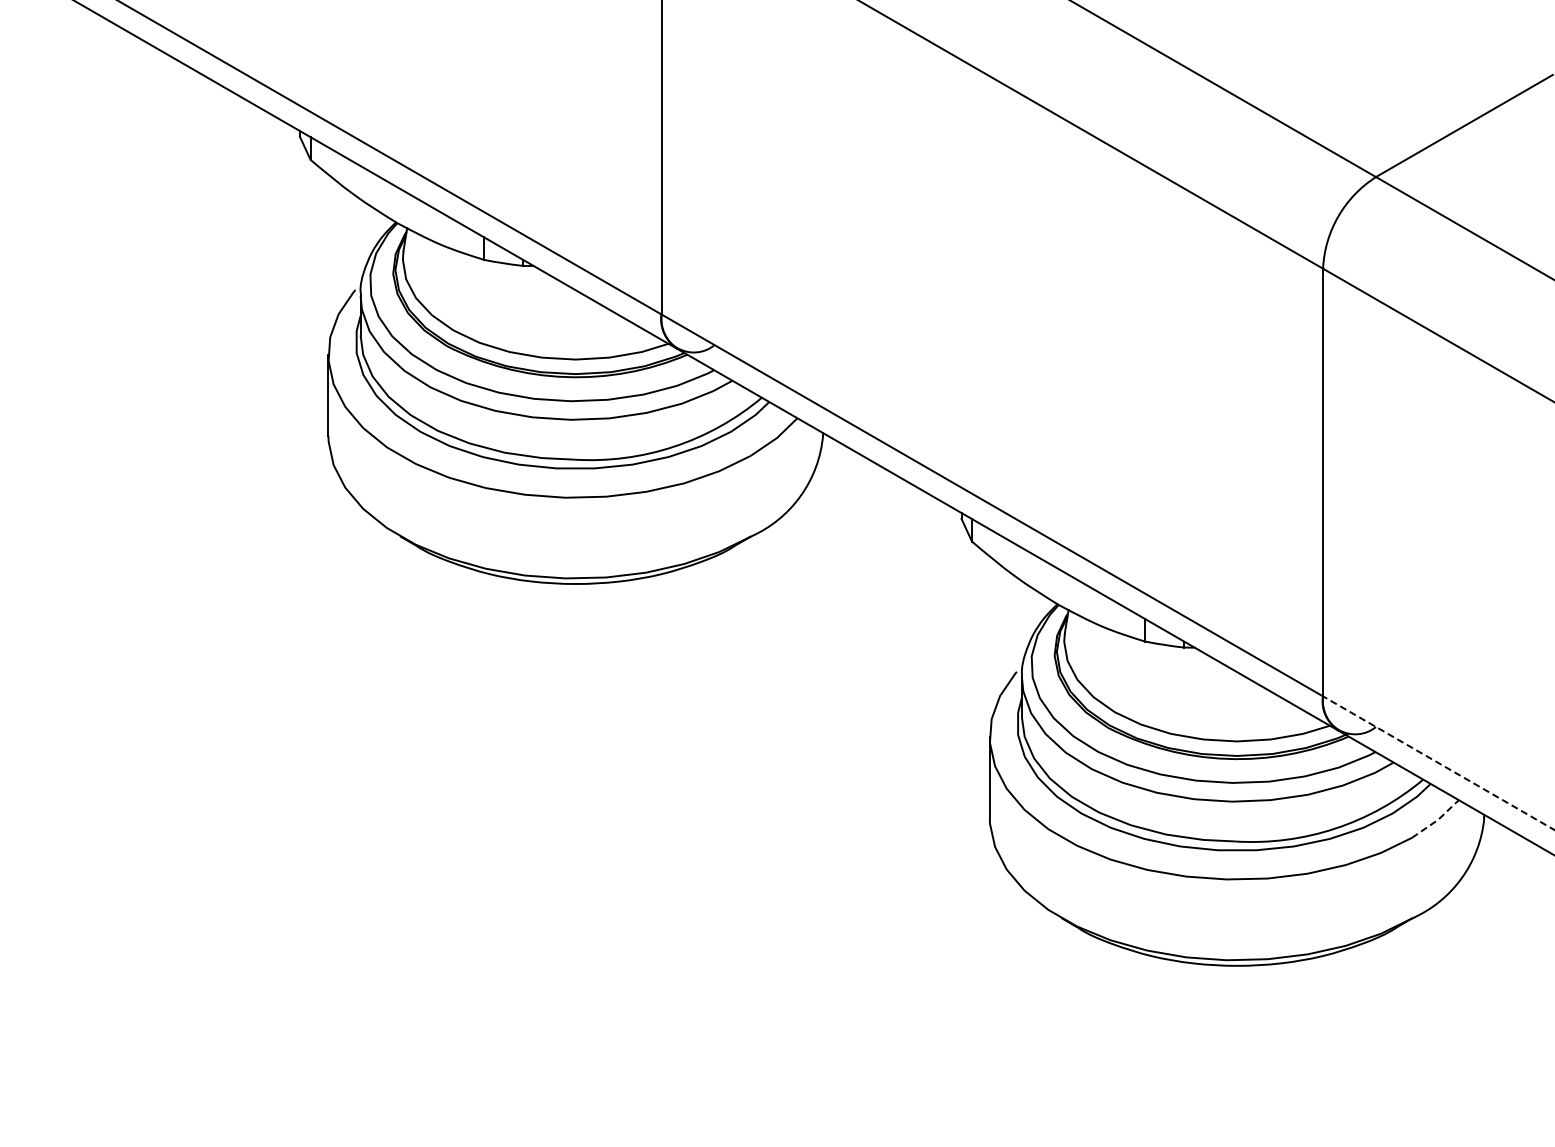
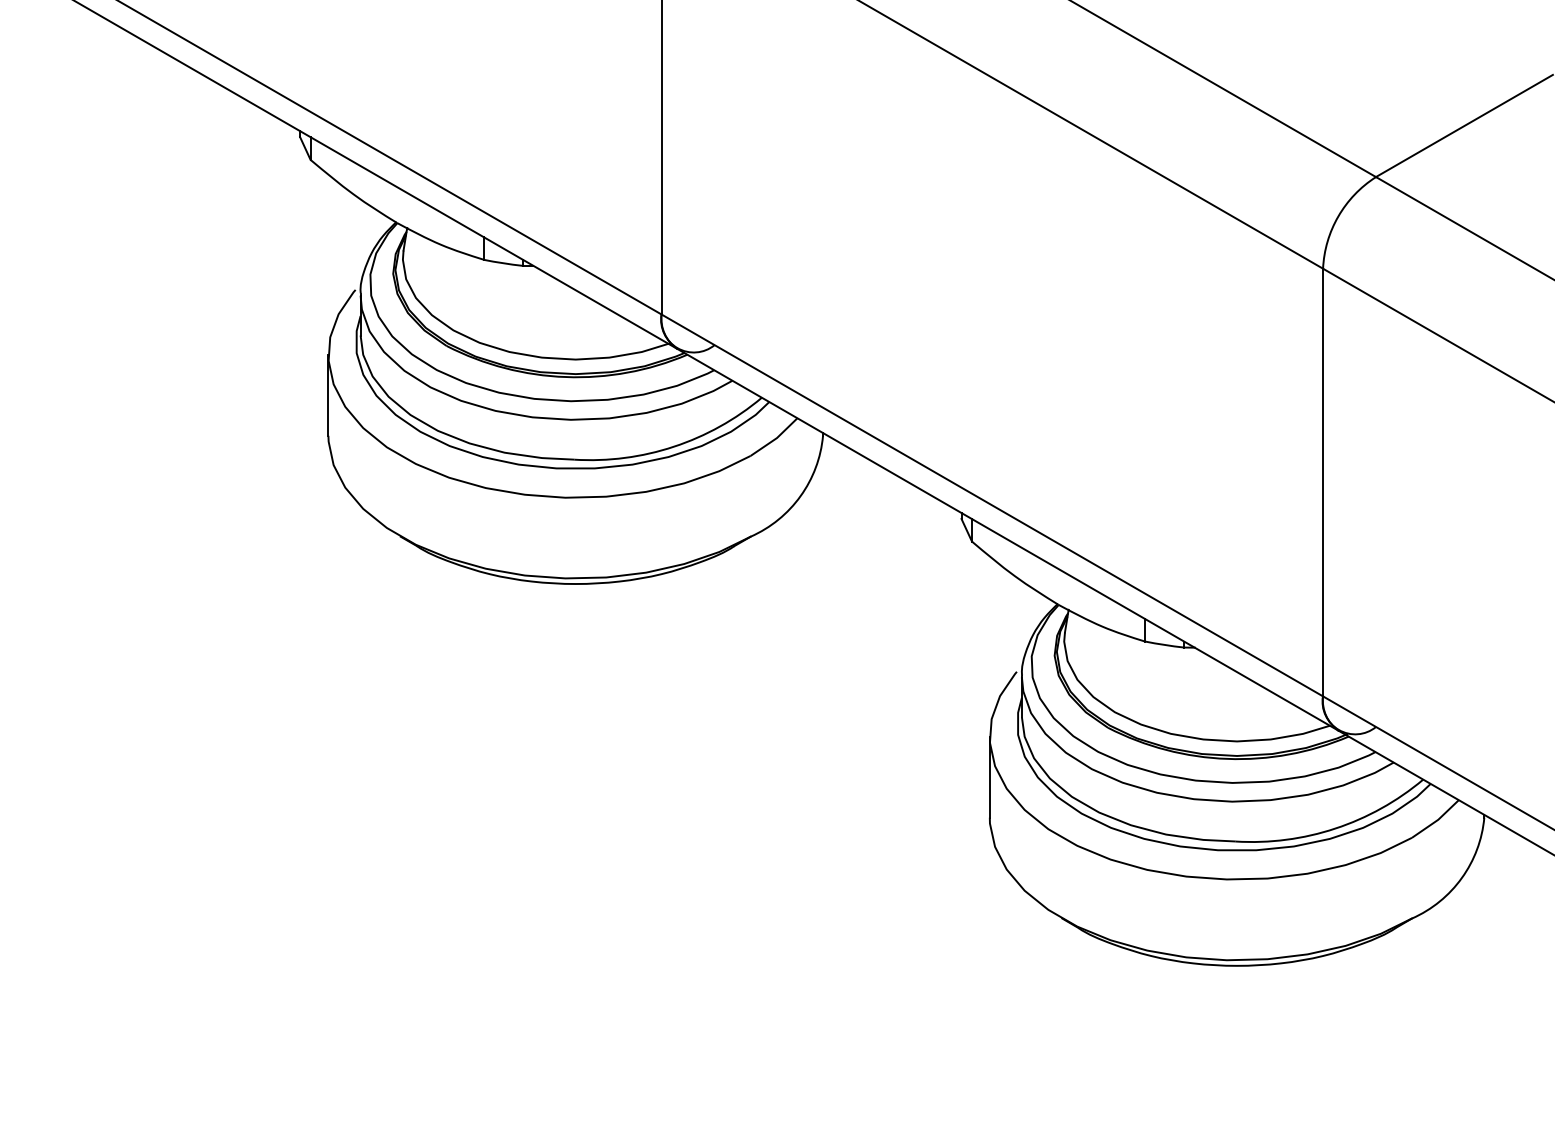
line: dashed -> solid (1438, 762)
line: dashed -> solid (1437, 820)
